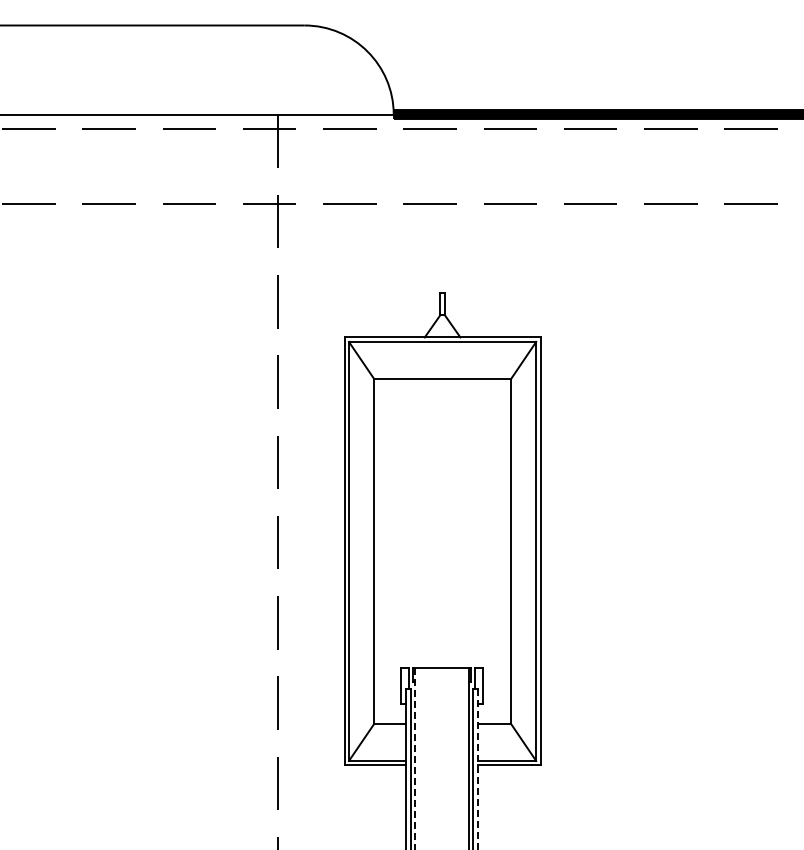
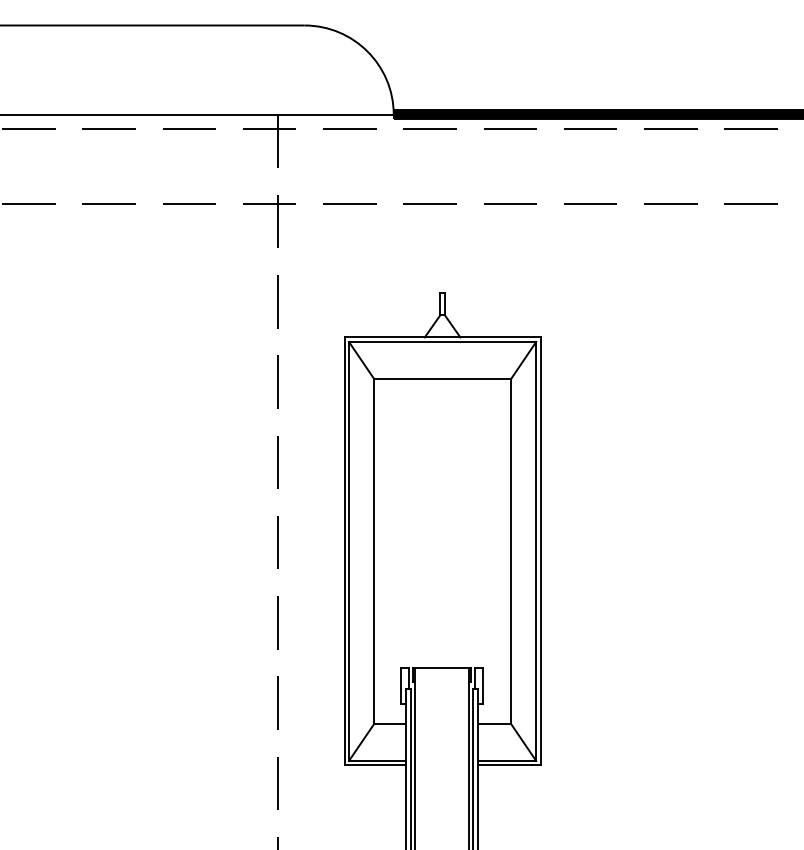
line: dashed -> solid (415, 758)
line: dashed -> solid (477, 769)
